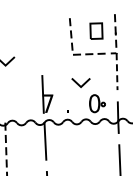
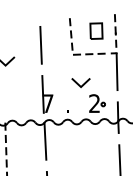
line: none -> present (40, 44)
line: dashed -> solid (117, 72)
text: 0 -> 2 (94, 103)
